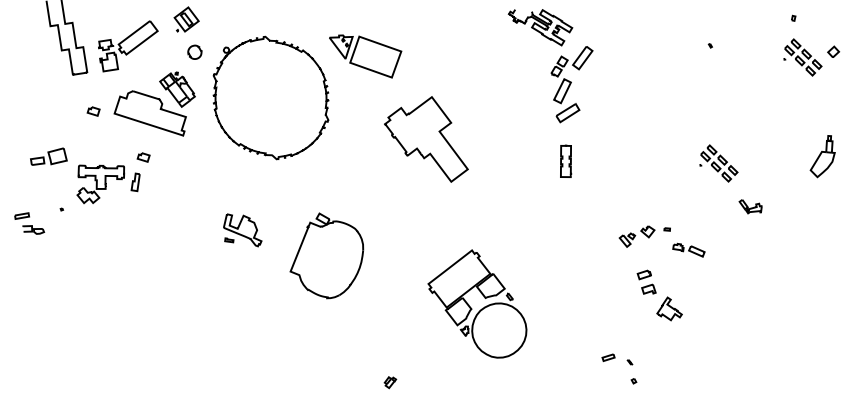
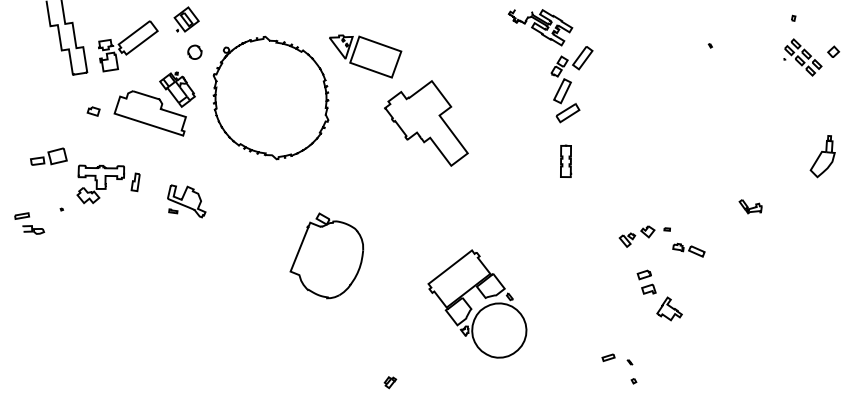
part position: (426, 139) -> (426, 123) (426, 123)
part: present -> none (143, 157)
part: present -> none (718, 163)
part position: (242, 230) -> (186, 201) (186, 201)
